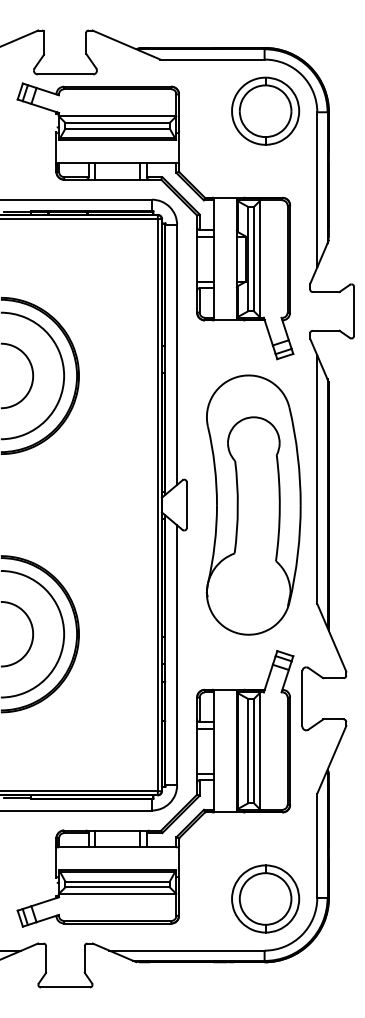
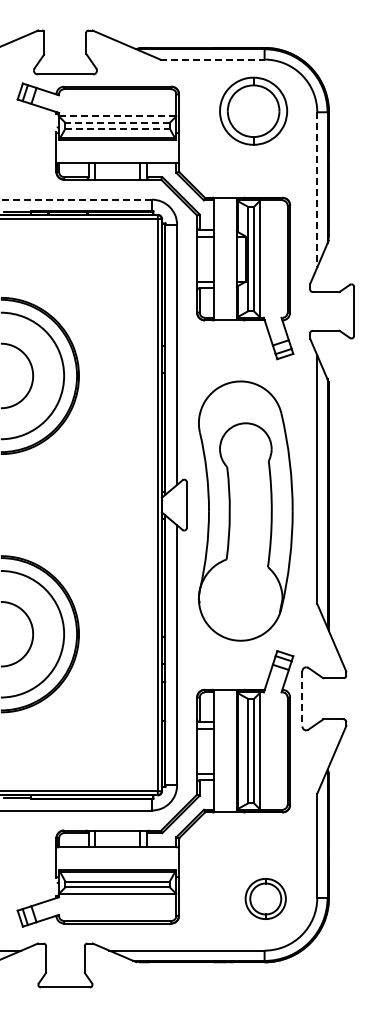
line: solid -> dashed (212, 59)
part position: (265, 110) -> (253, 110) (253, 110)
line: solid -> dashed (117, 116)
line: solid -> dashed (117, 122)
line: solid -> dashed (118, 128)
line: solid -> dashed (317, 189)
line: solid -> dashed (76, 199)
part position: (253, 504) -> (245, 510) (245, 510)
line: solid -> dashed (302, 698)
part size: 70x70 px -> 43x42 px (265, 898)
